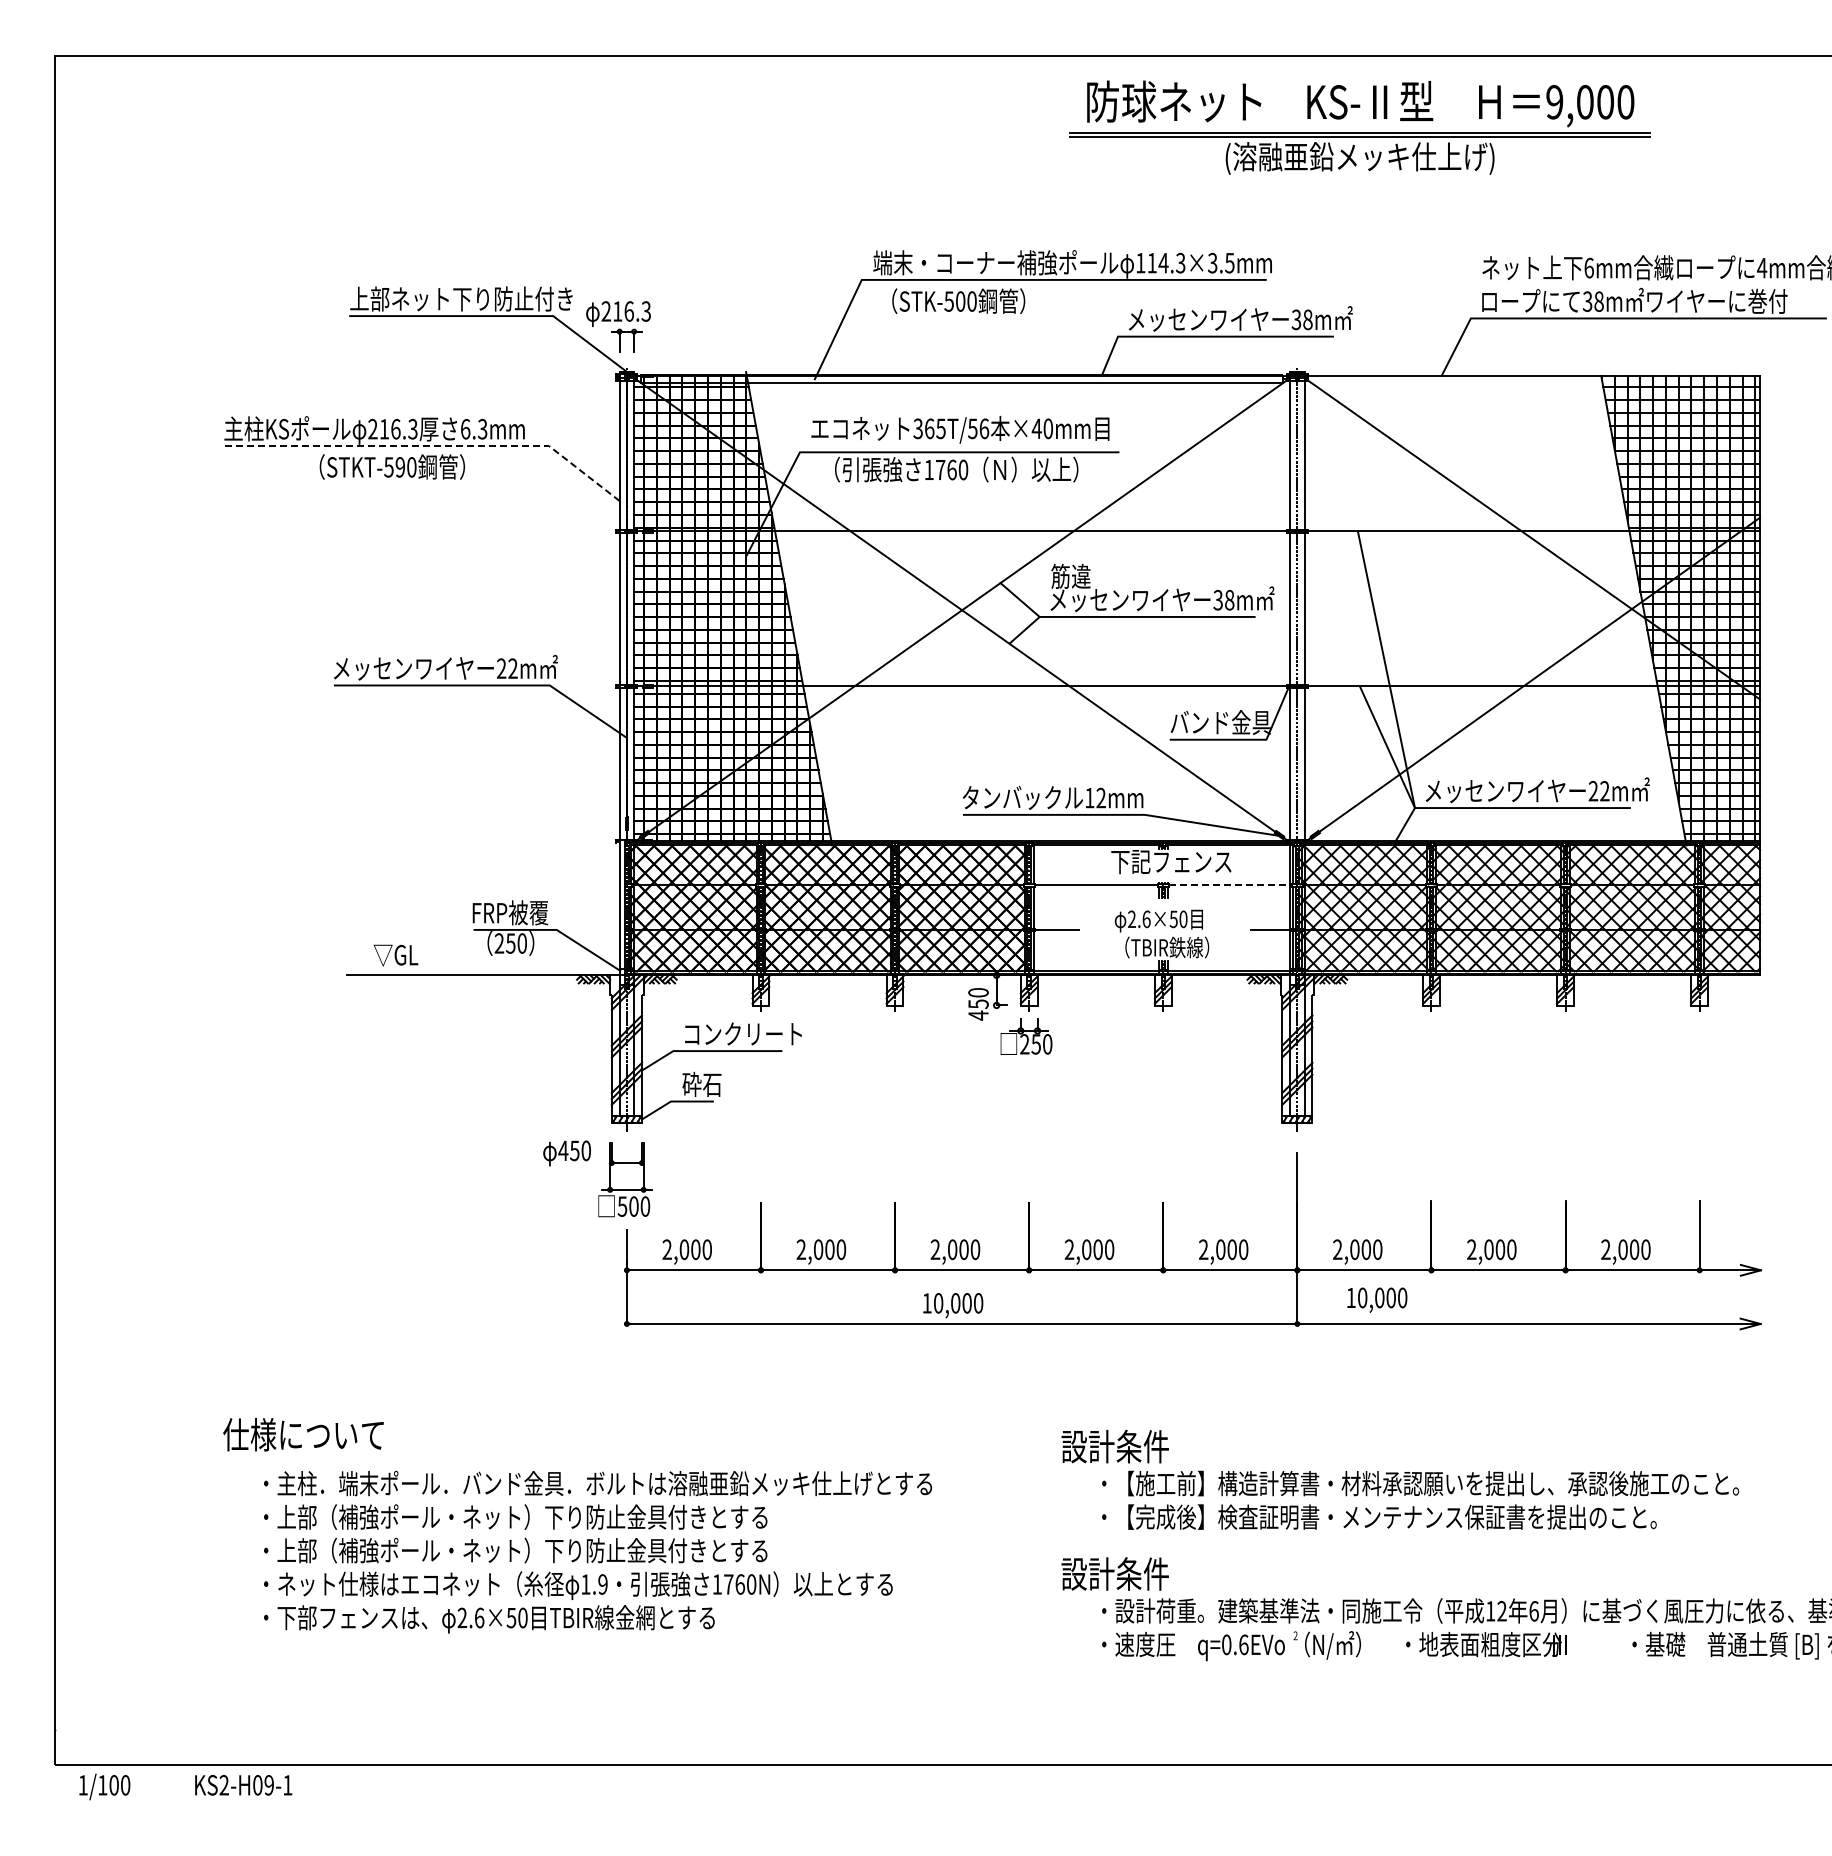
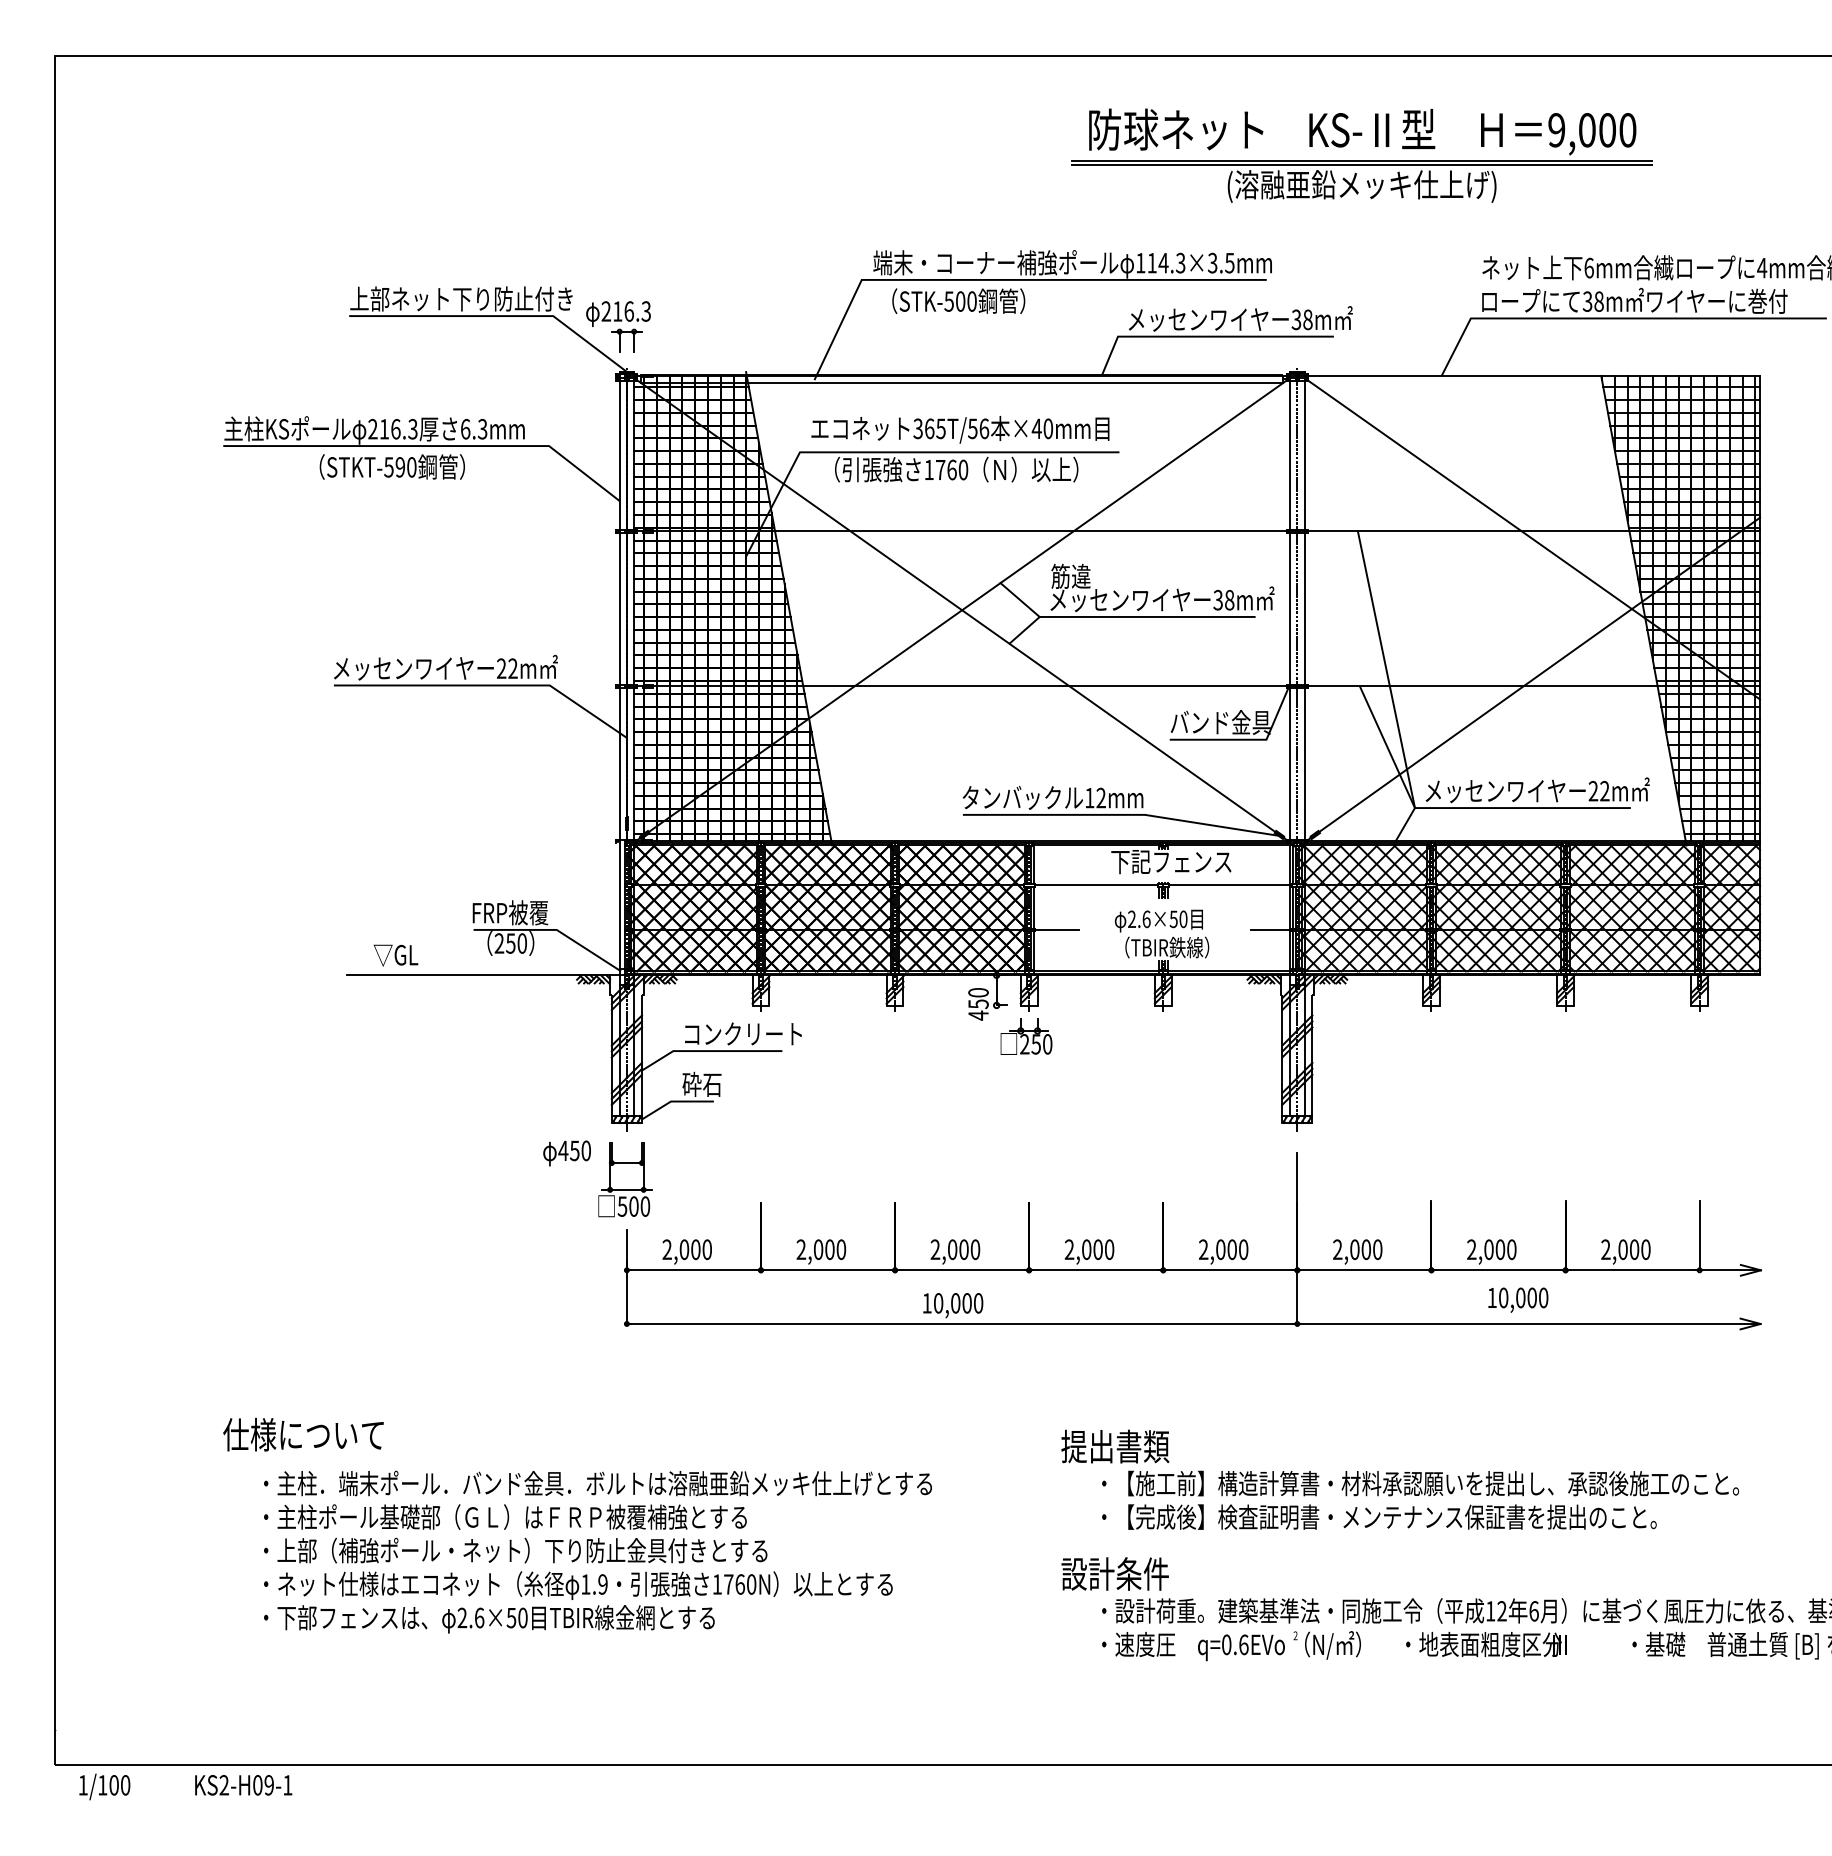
part position: (1359, 127) -> (1361, 155) (1361, 155)
line: dashed -> solid (431, 446)
line: dashed -> solid (1230, 885)
text position: (1377, 1299) -> (1518, 1299) (1518, 1299)
text: 設計条件 -> 提出書類 (1115, 1446)
text: ・上部（補強ポール・ネット）下り防止金具付きとする -> ・主柱ポール基礎部（ＧＬ）はＦＲＰ被覆補強とする (522, 1516)
